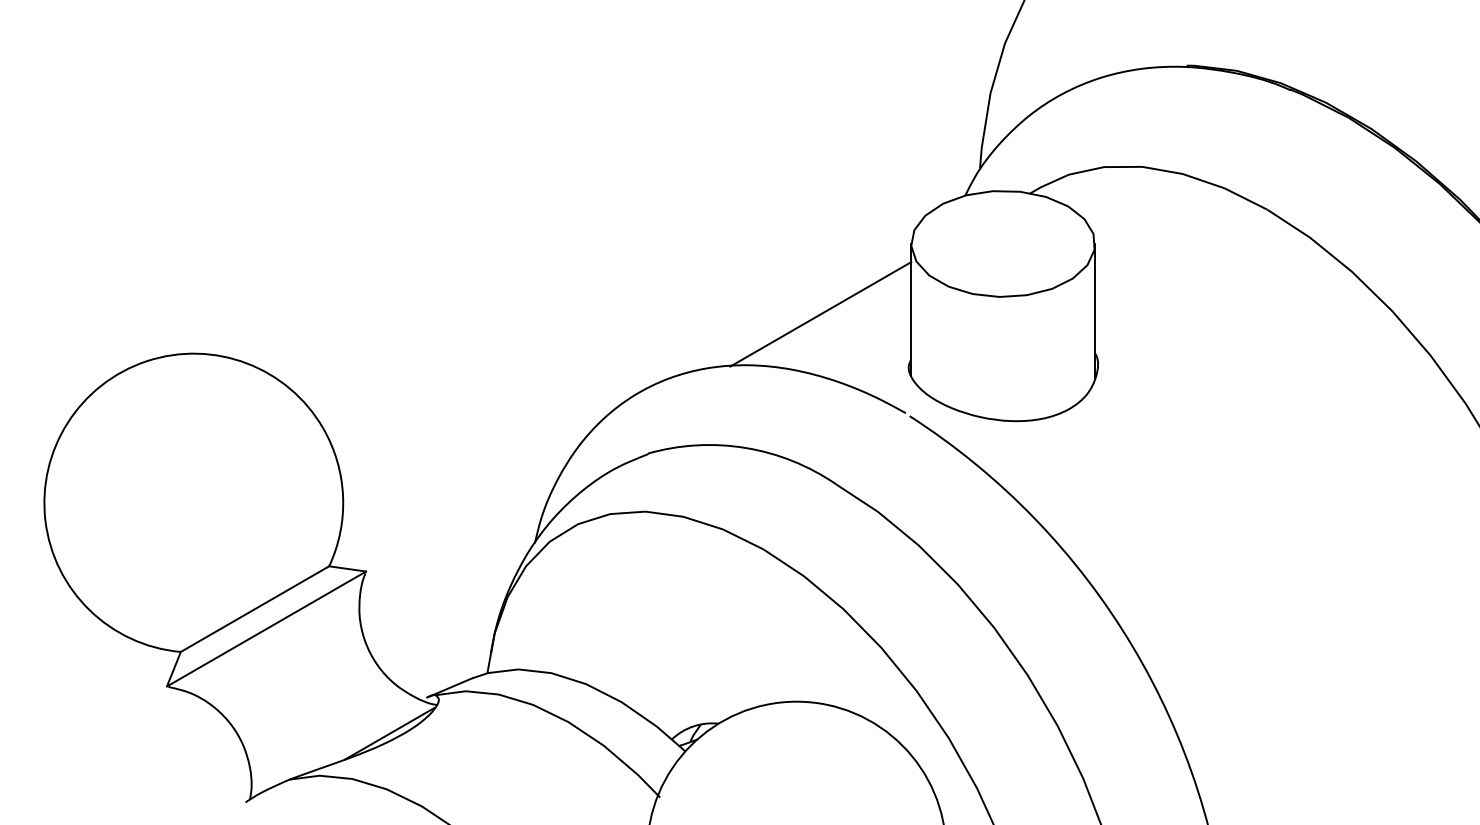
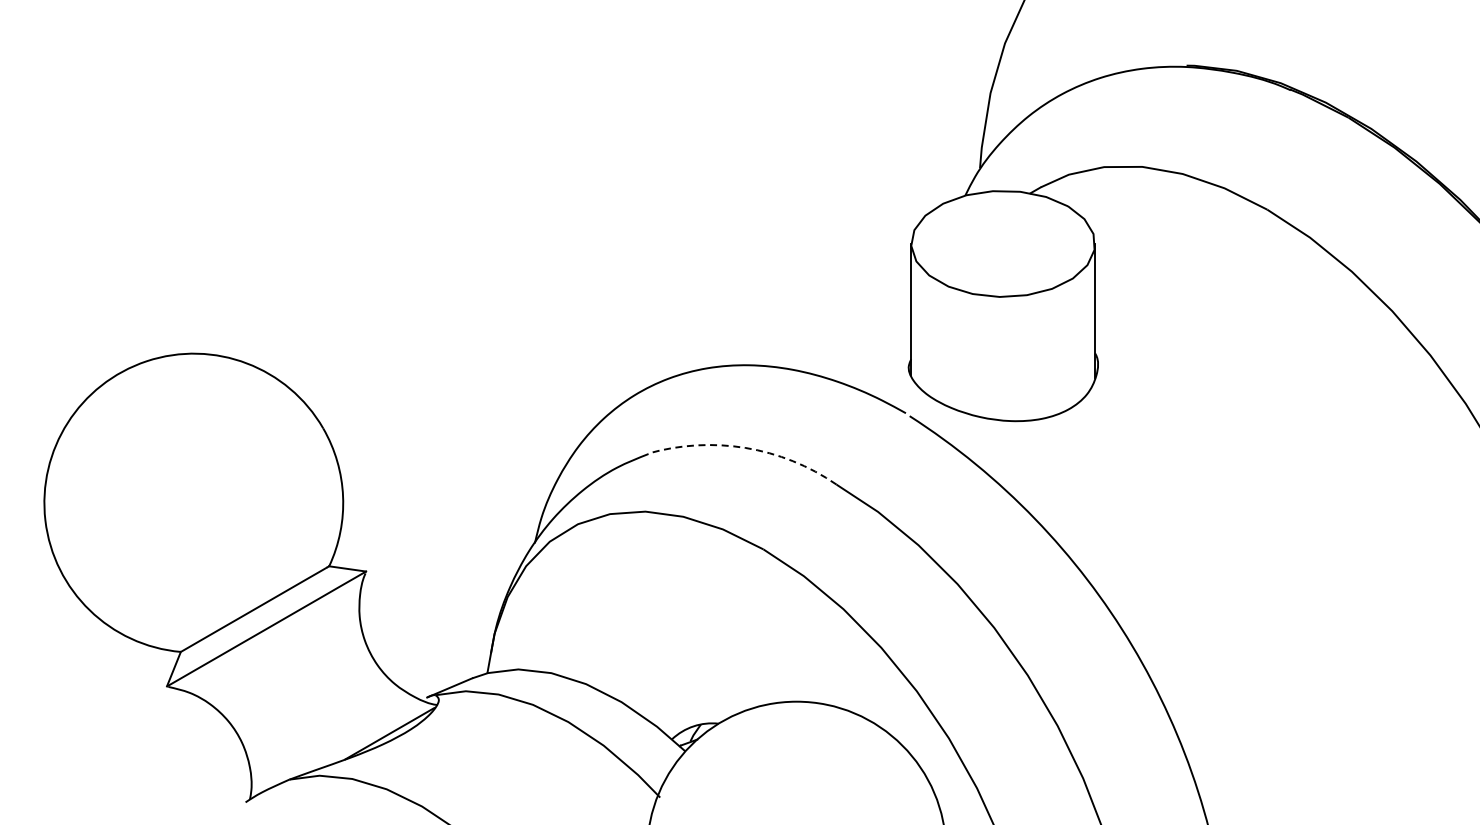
line: present -> none (820, 314)
arc: solid -> dashed (745, 448)
